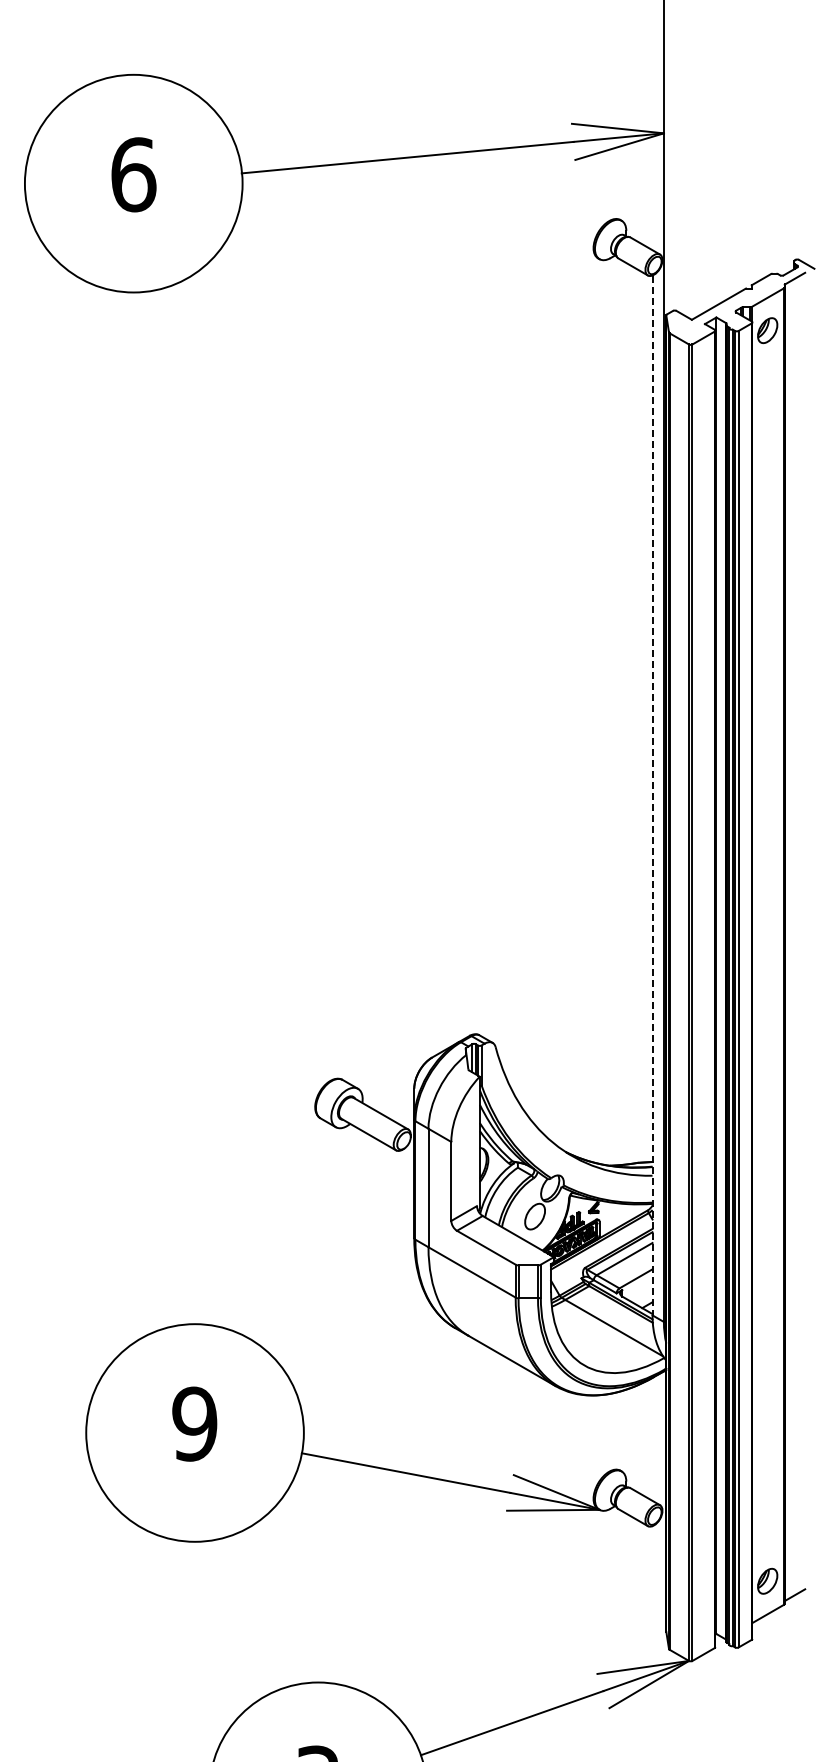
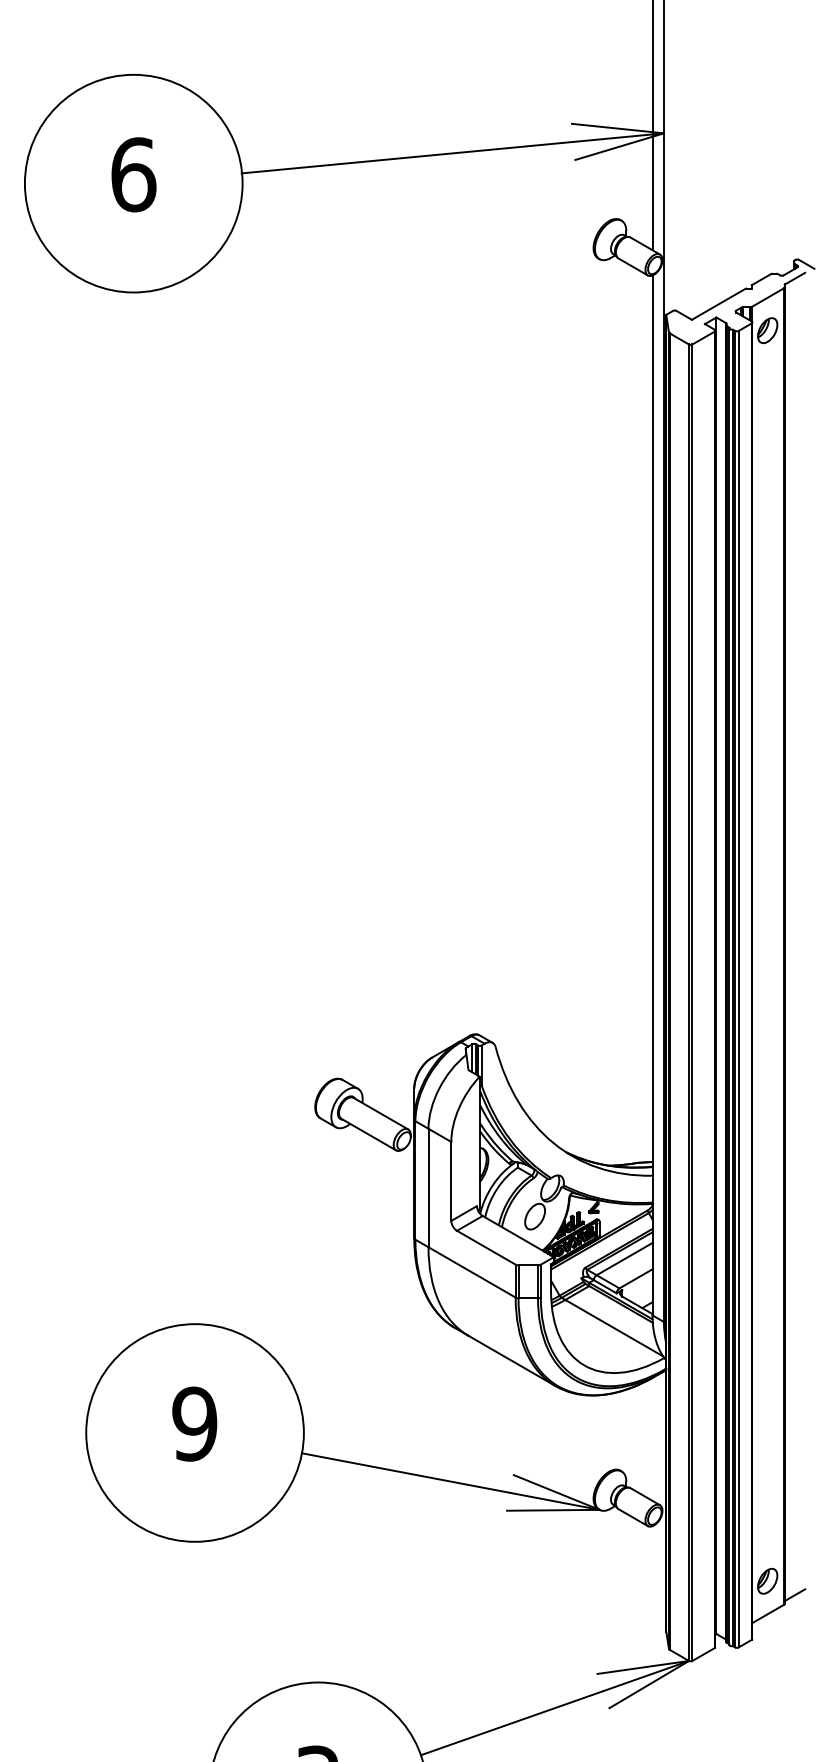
line: none -> present (652, 126)
line: dashed -> solid (652, 795)
